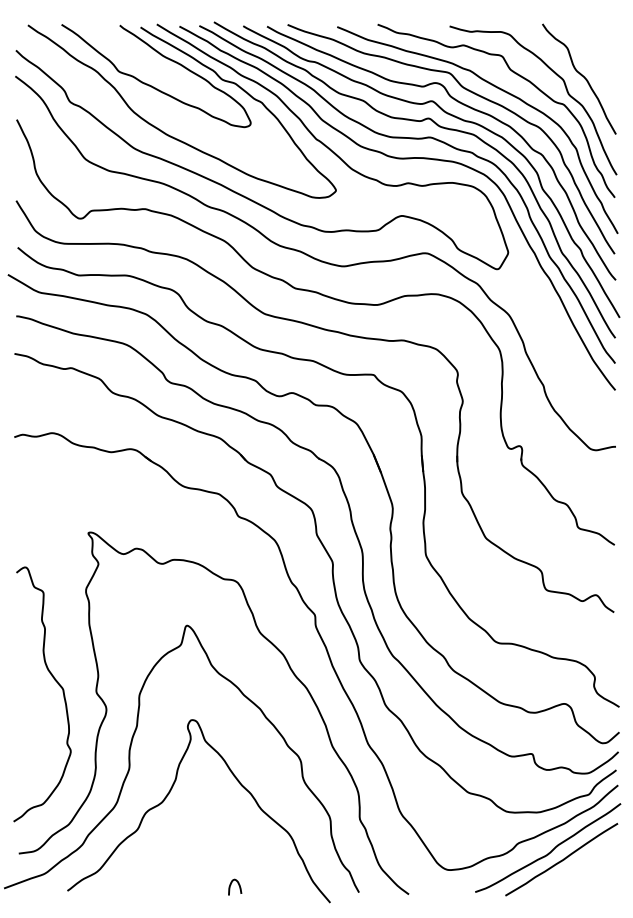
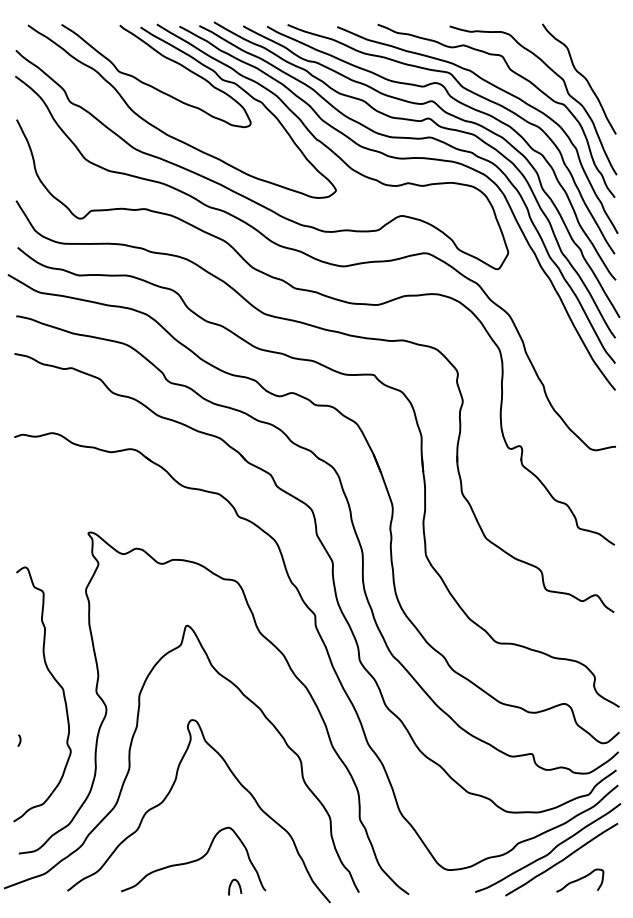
curve: none -> present (19, 740)
curve: none -> present (193, 860)
curve: none -> present (580, 879)
